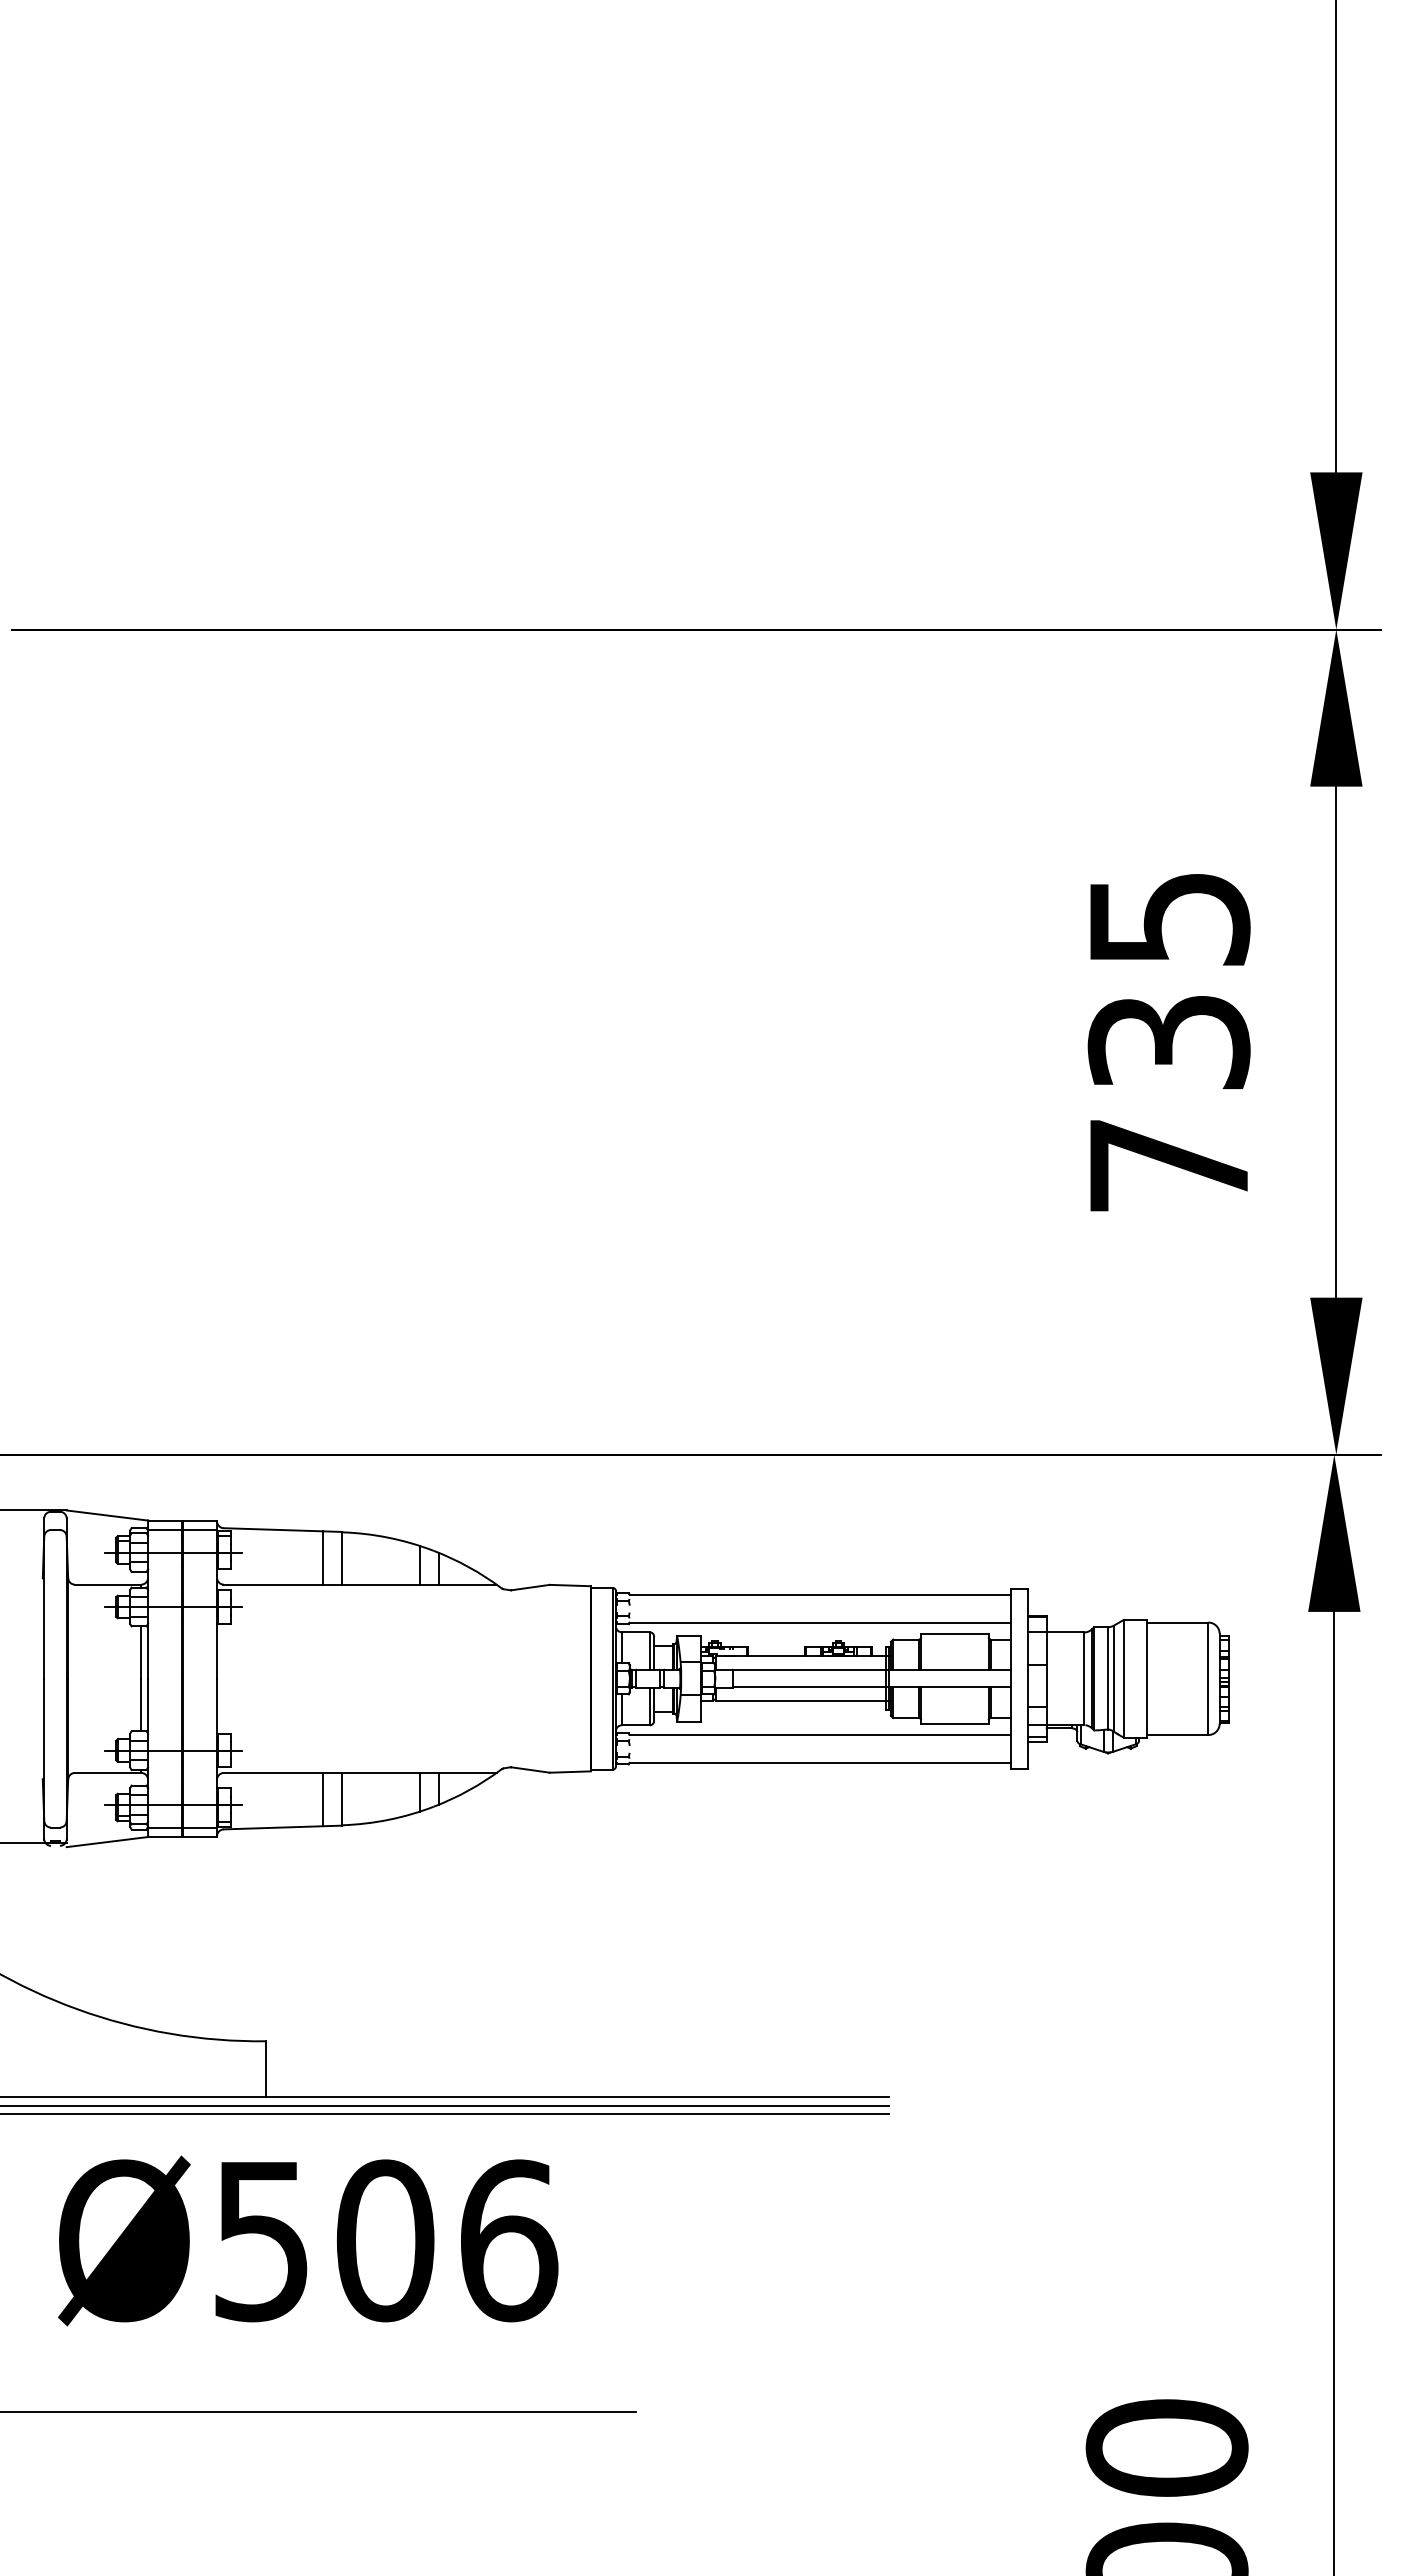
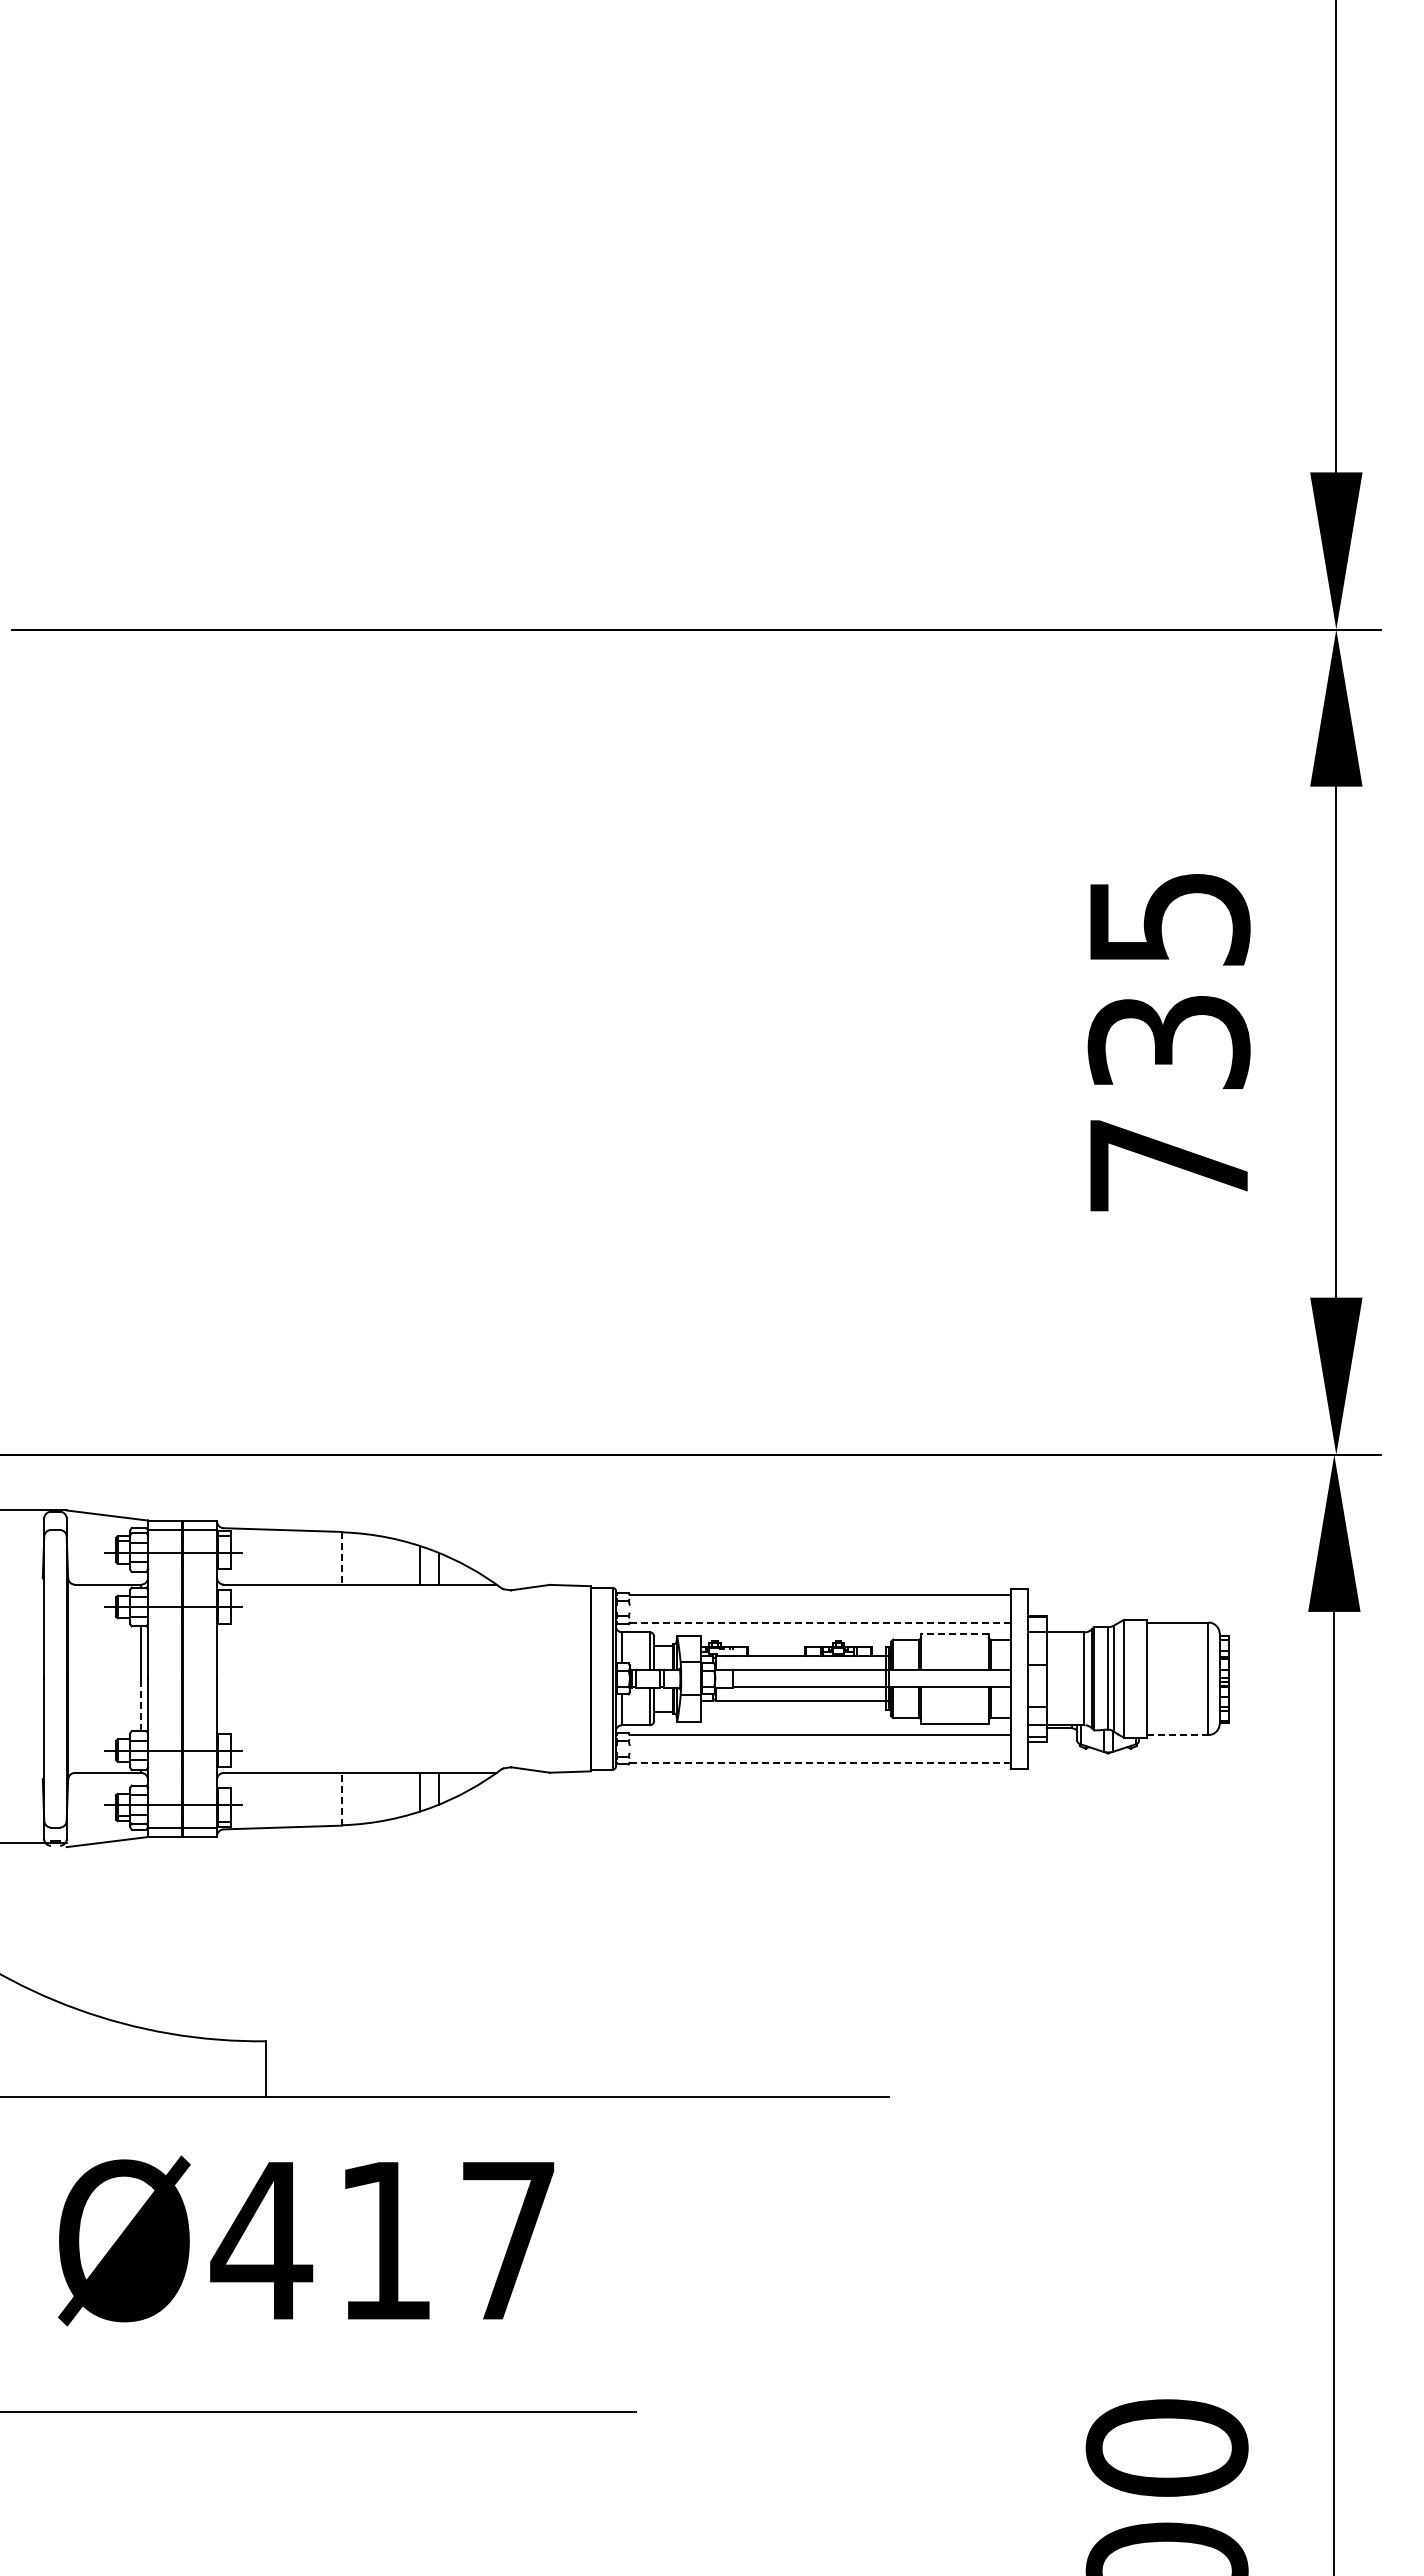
line: present -> none (323, 1557)
line: solid -> dashed (342, 1558)
line: solid -> dashed (820, 1622)
line: solid -> dashed (954, 1633)
line: solid -> dashed (141, 1704)
line: solid -> dashed (1177, 1735)
line: solid -> dashed (820, 1762)
line: solid -> dashed (342, 1798)
line: present -> none (323, 1799)
line: present -> none (445, 2105)
line: present -> none (445, 2114)
text: Ø506 -> Ø417 (384, 2240)
